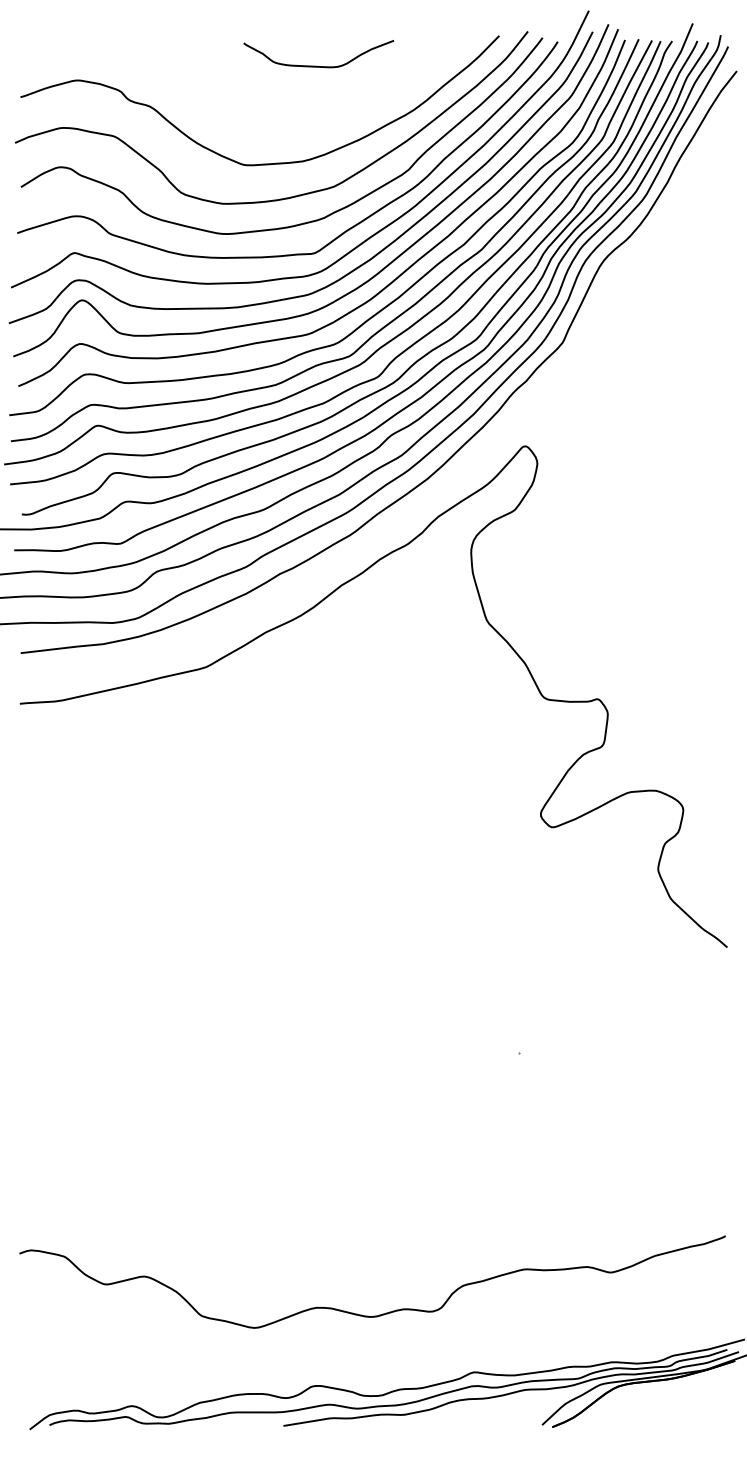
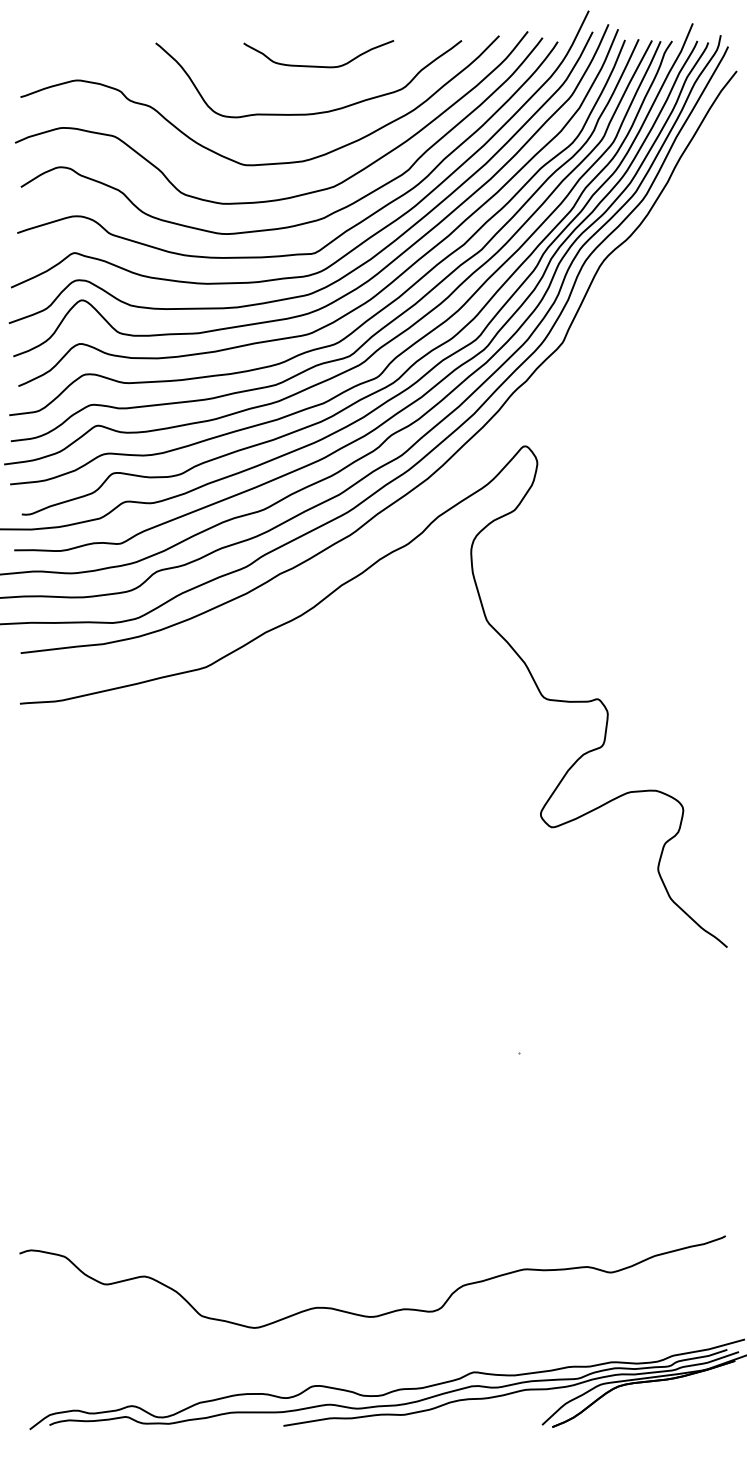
curve: none -> present (314, 112)
